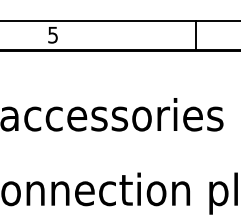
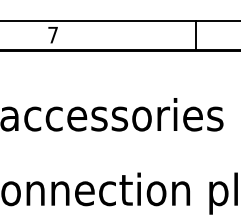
text: 5 -> 7 (52, 35)
